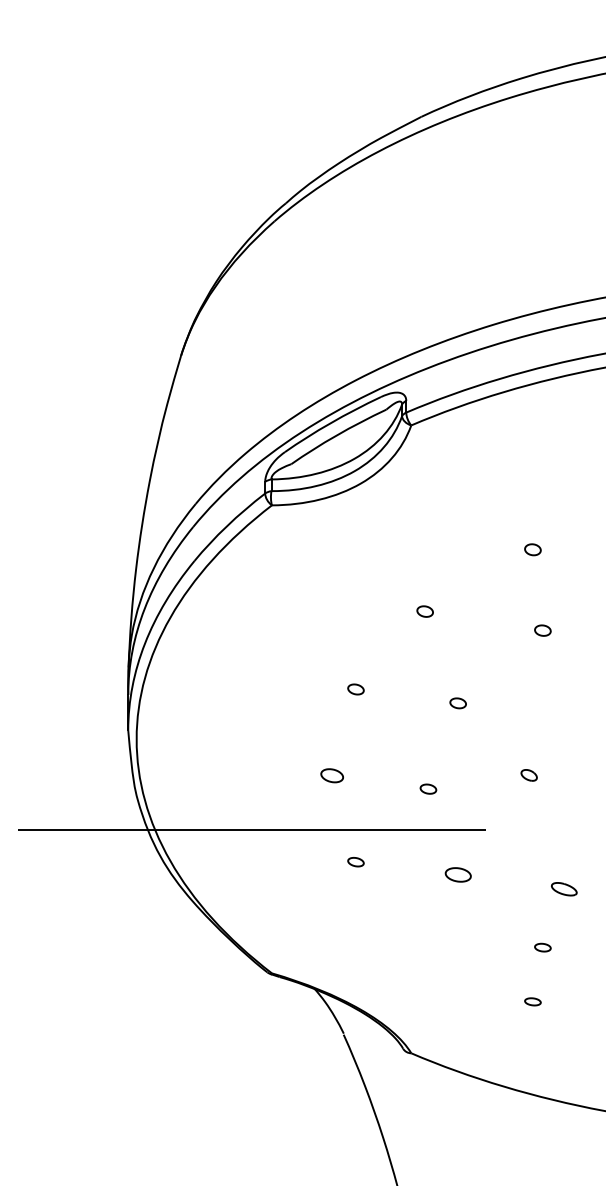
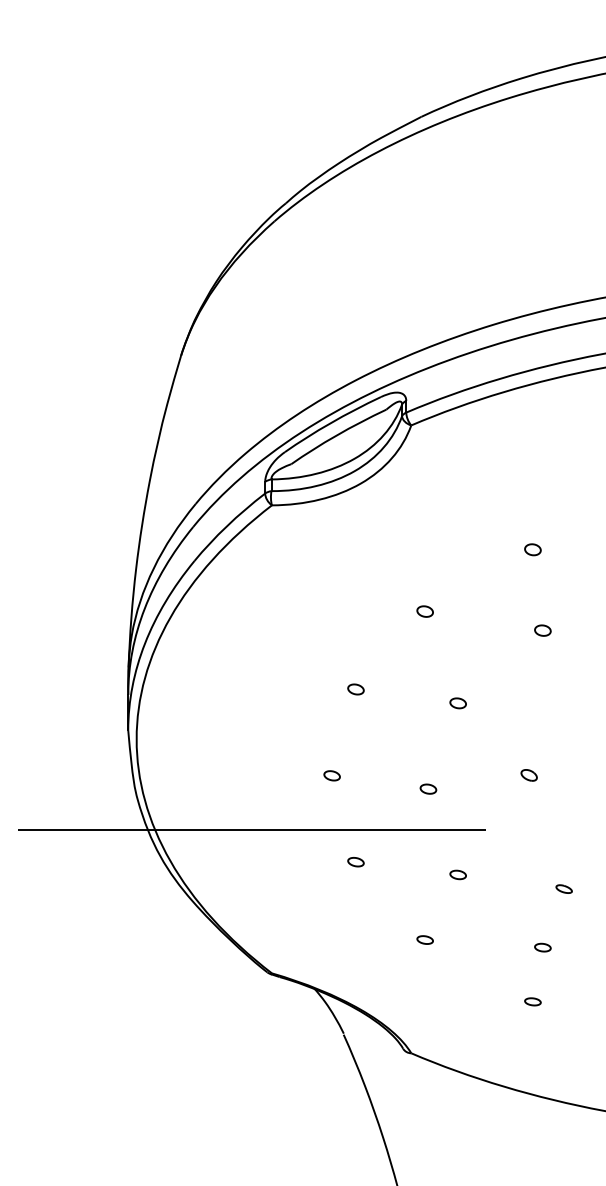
part size: 24x16 px -> 18x12 px (331, 775)
part size: 28x16 px -> 18x12 px (457, 874)
part size: 27x15 px -> 18x10 px (563, 888)
part: none -> present (424, 939)
